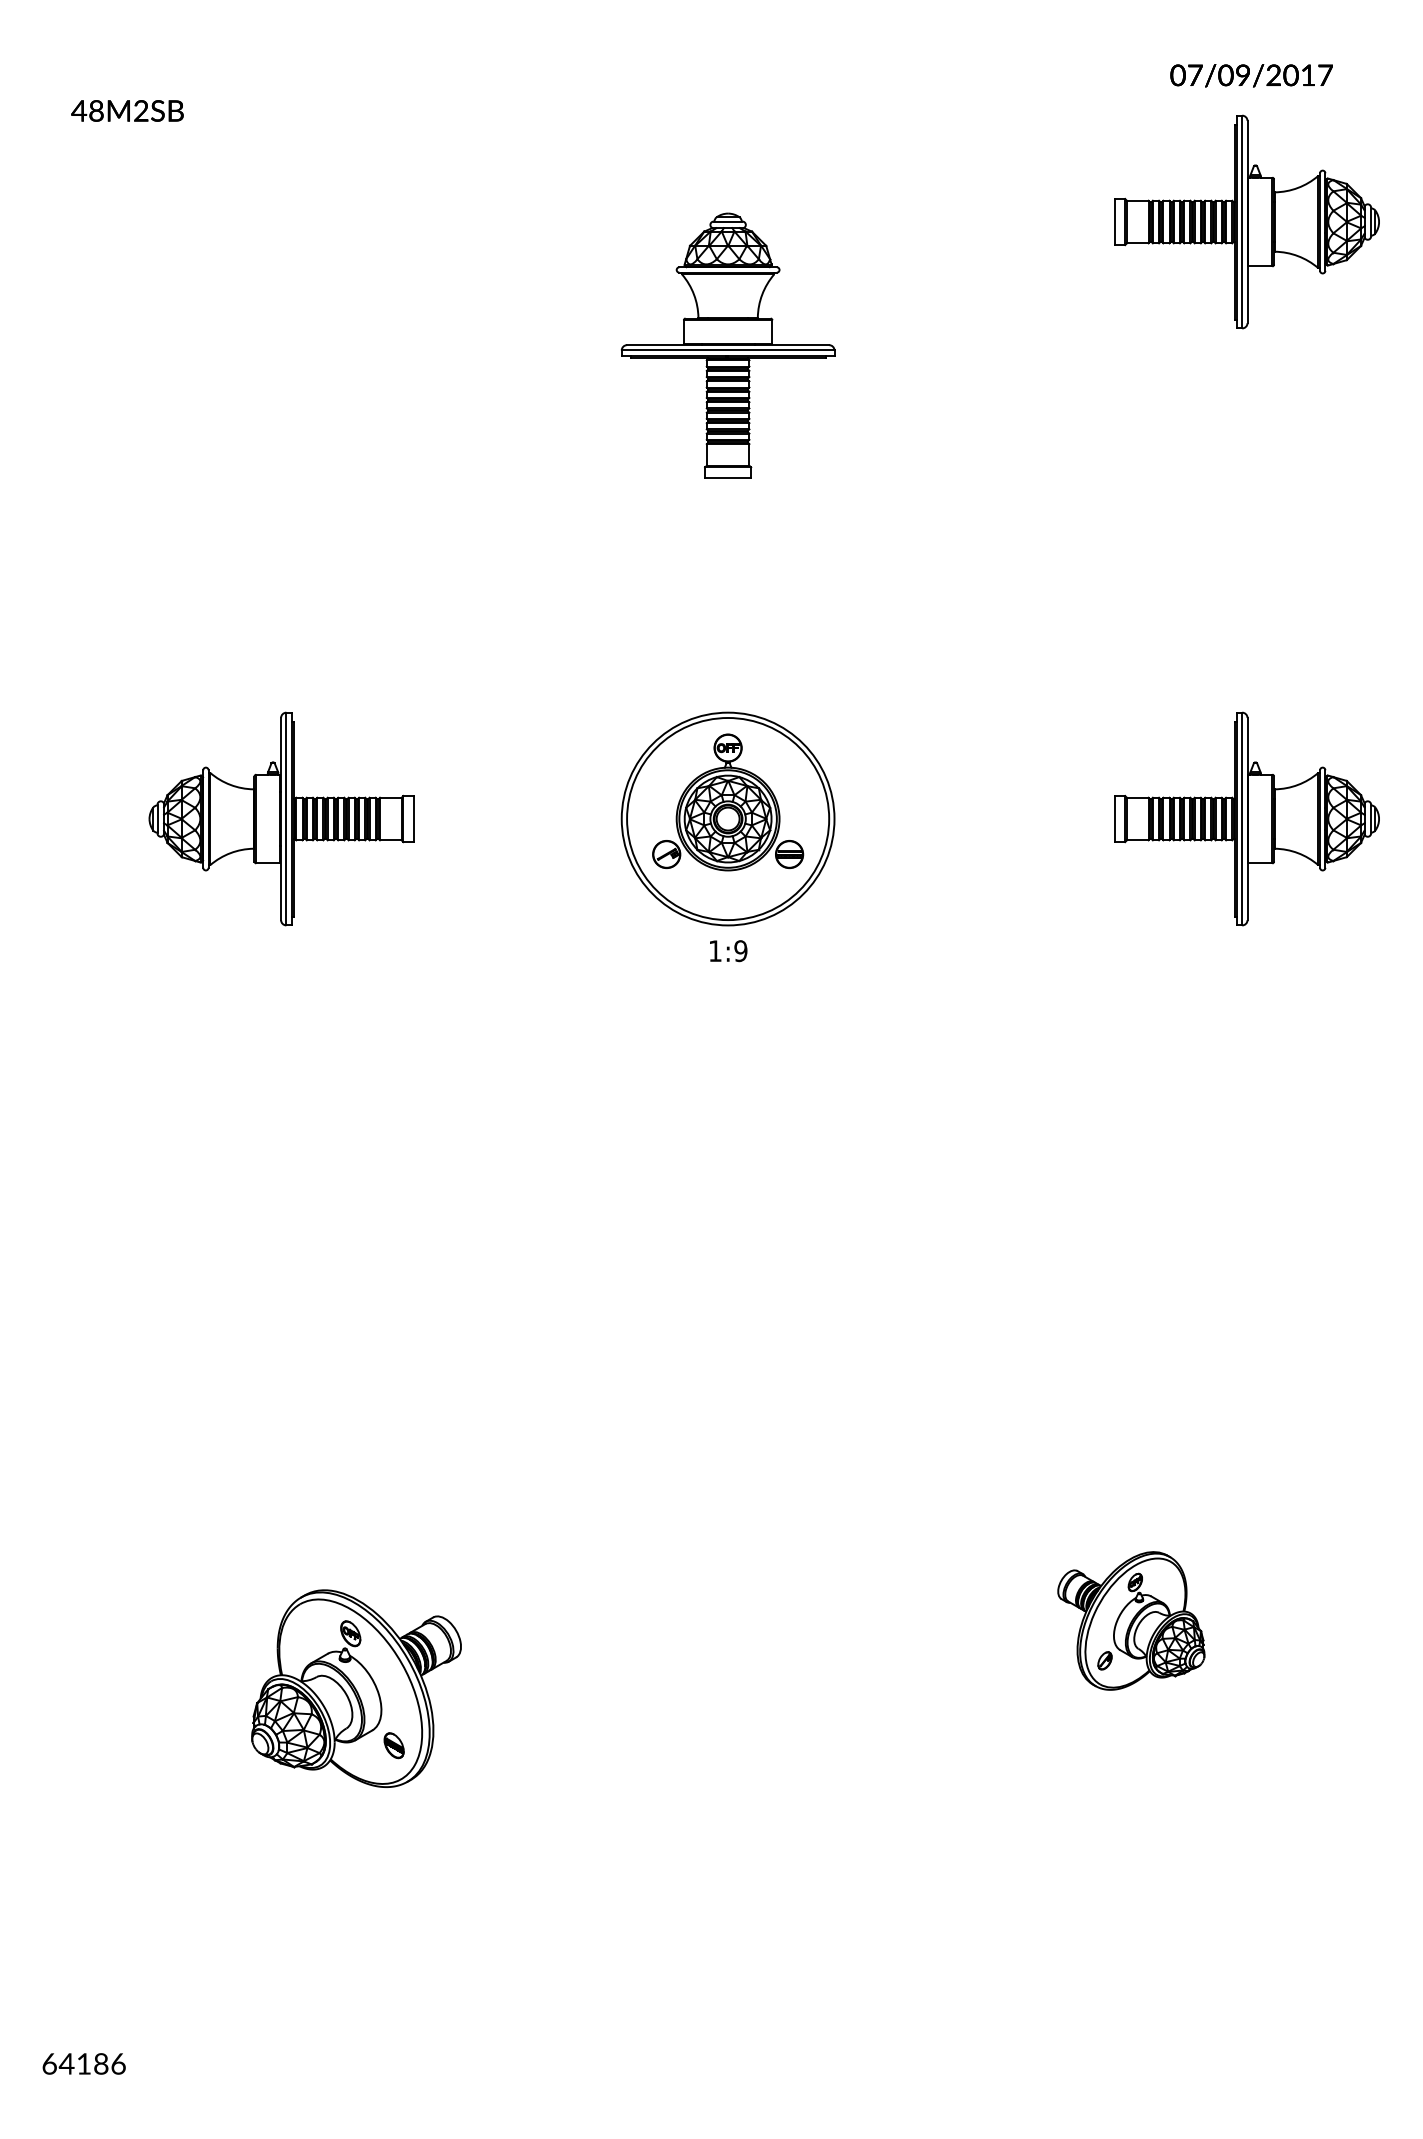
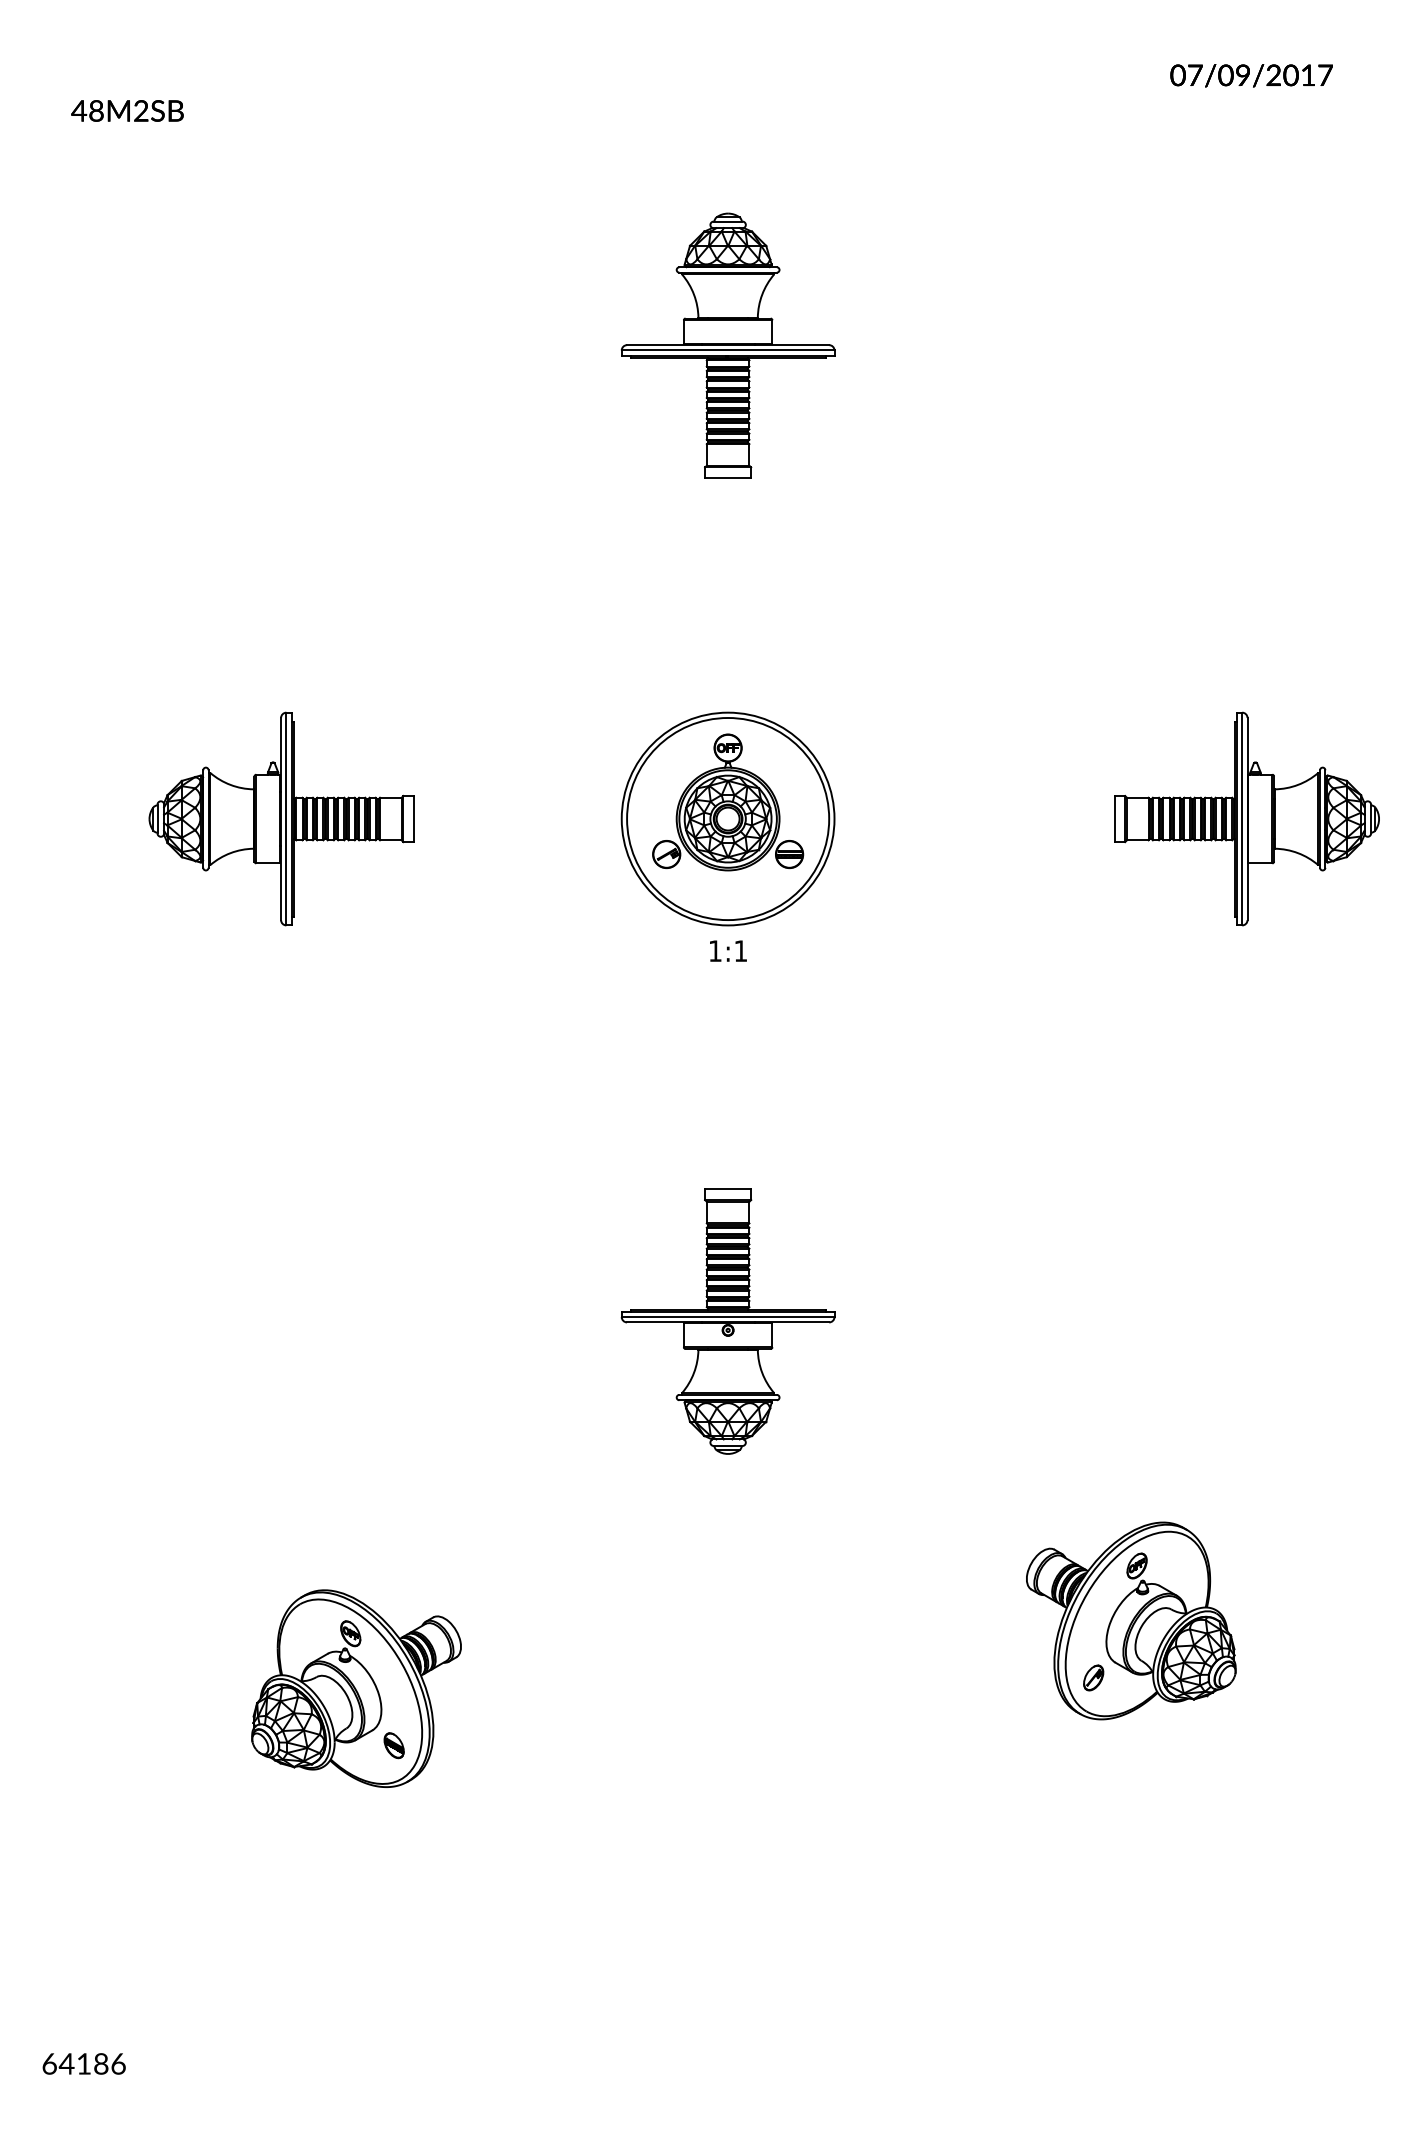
part: present -> none (1246, 221)
text: 1:9 -> 1:1 (740, 951)
part: none -> present (727, 1321)
part size: 149x140 px -> 211x200 px (1131, 1620)
